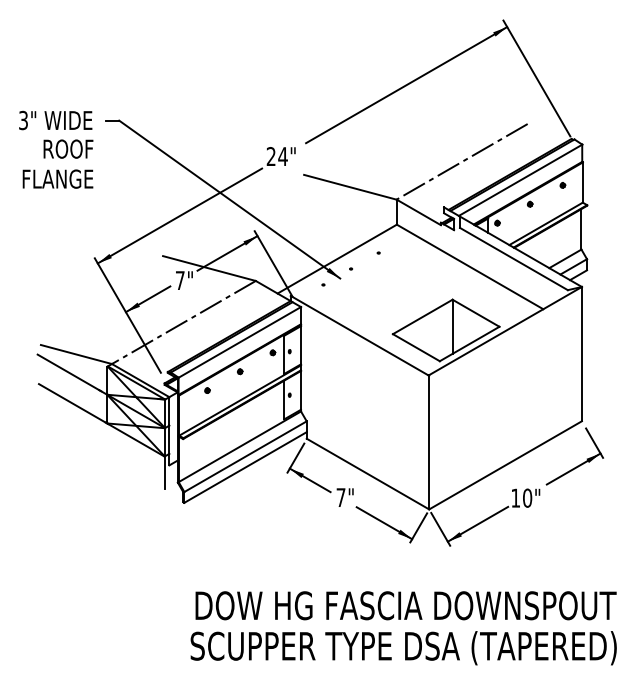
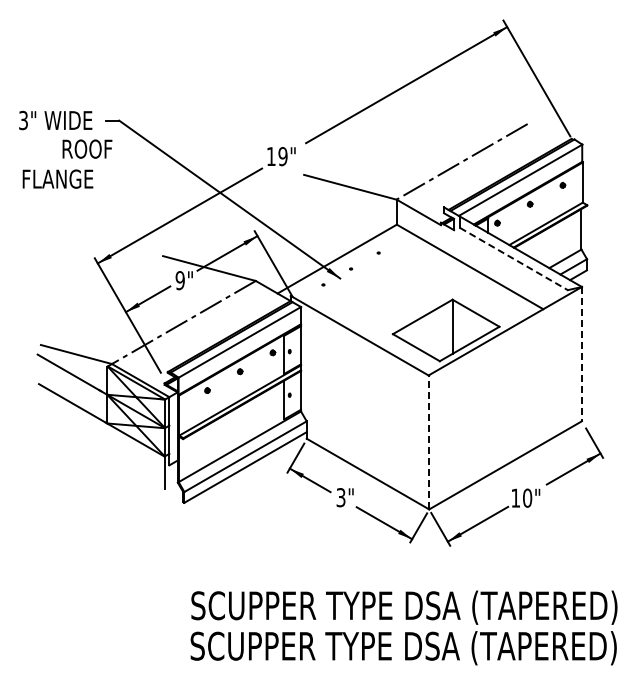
text position: (68, 148) -> (87, 148) (87, 148)
text: 24" -> 19" (276, 156)
line: solid -> dashed (514, 259)
text: 7" -> 9" (179, 280)
line: solid -> dashed (581, 354)
line: solid -> dashed (429, 441)
text: 7" -> 3" (340, 497)
text: DOW HG FASCIA DOWNSPOUT -> SCUPPER TYPE DSA (TAPERED) (404, 607)
